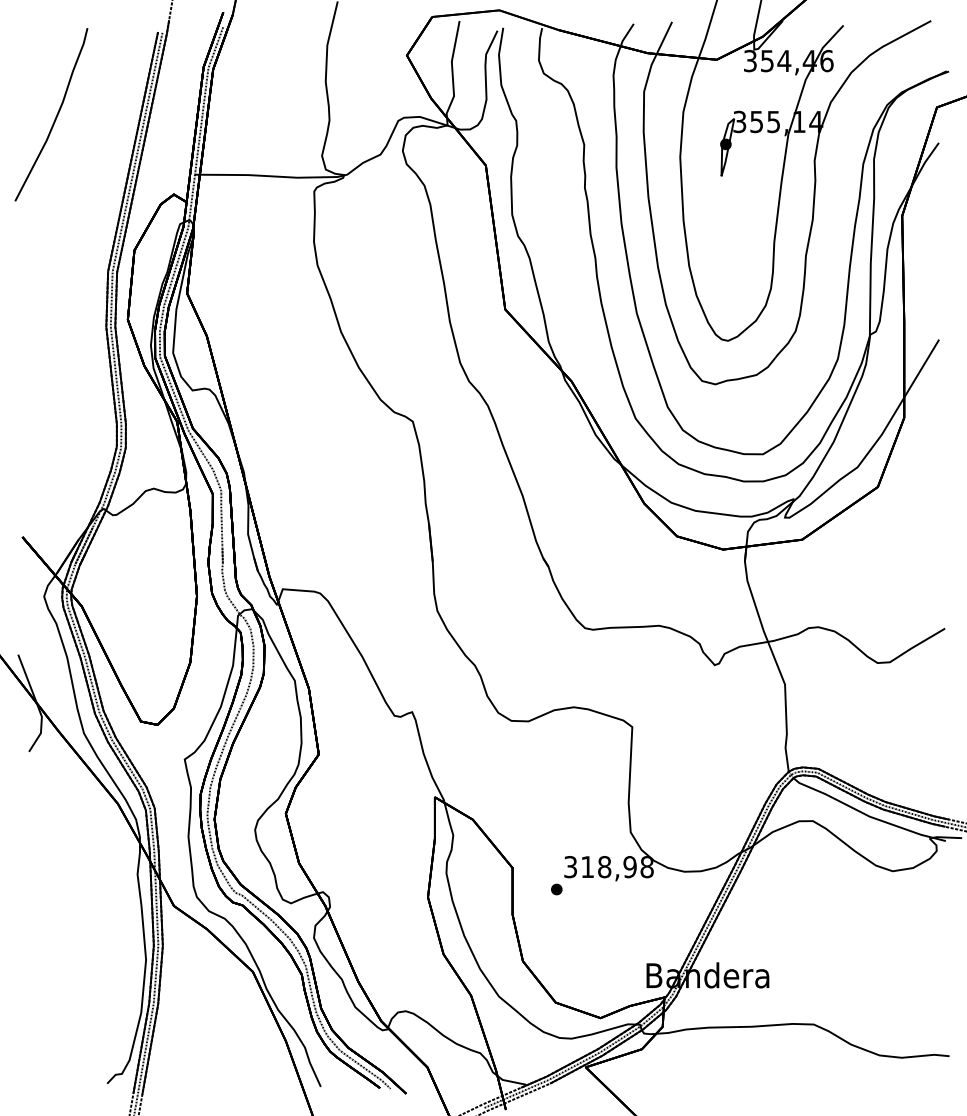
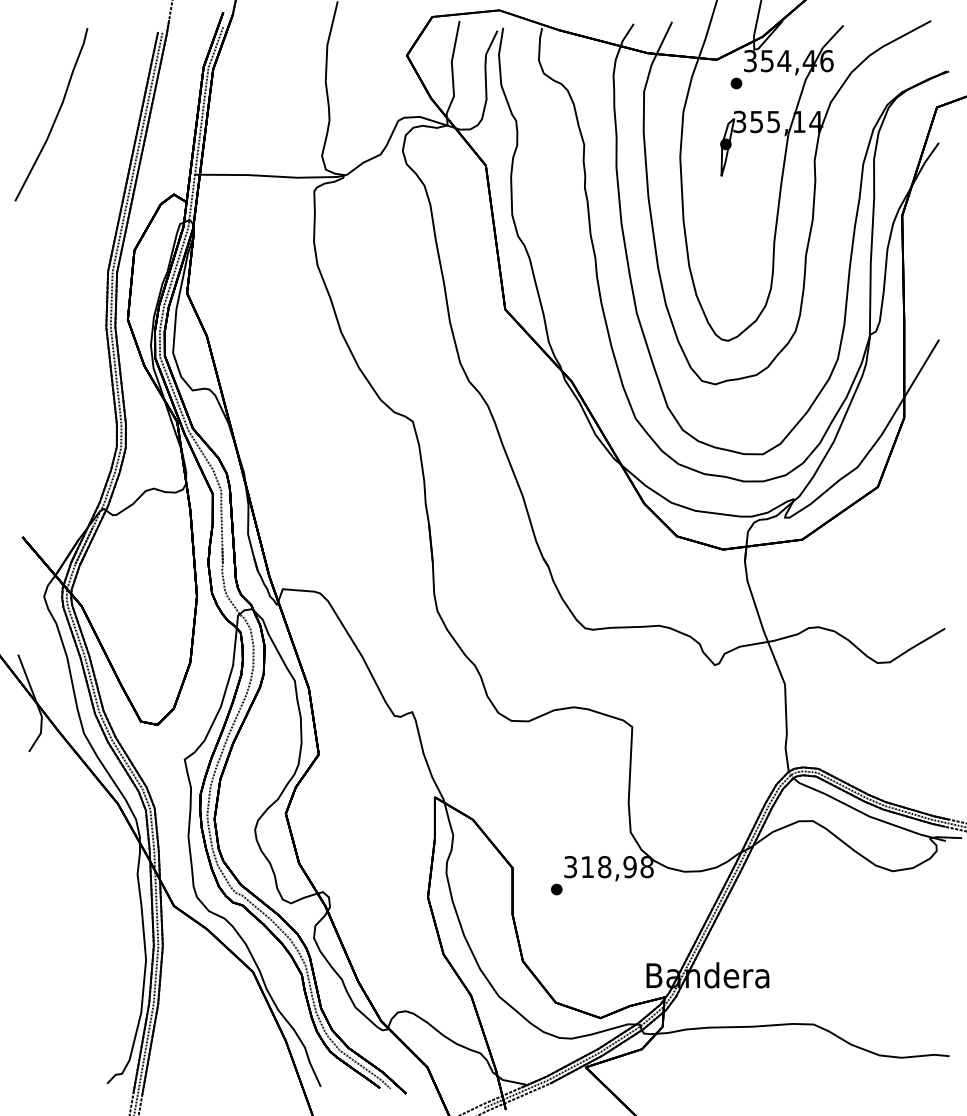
part: none -> present (736, 83)
